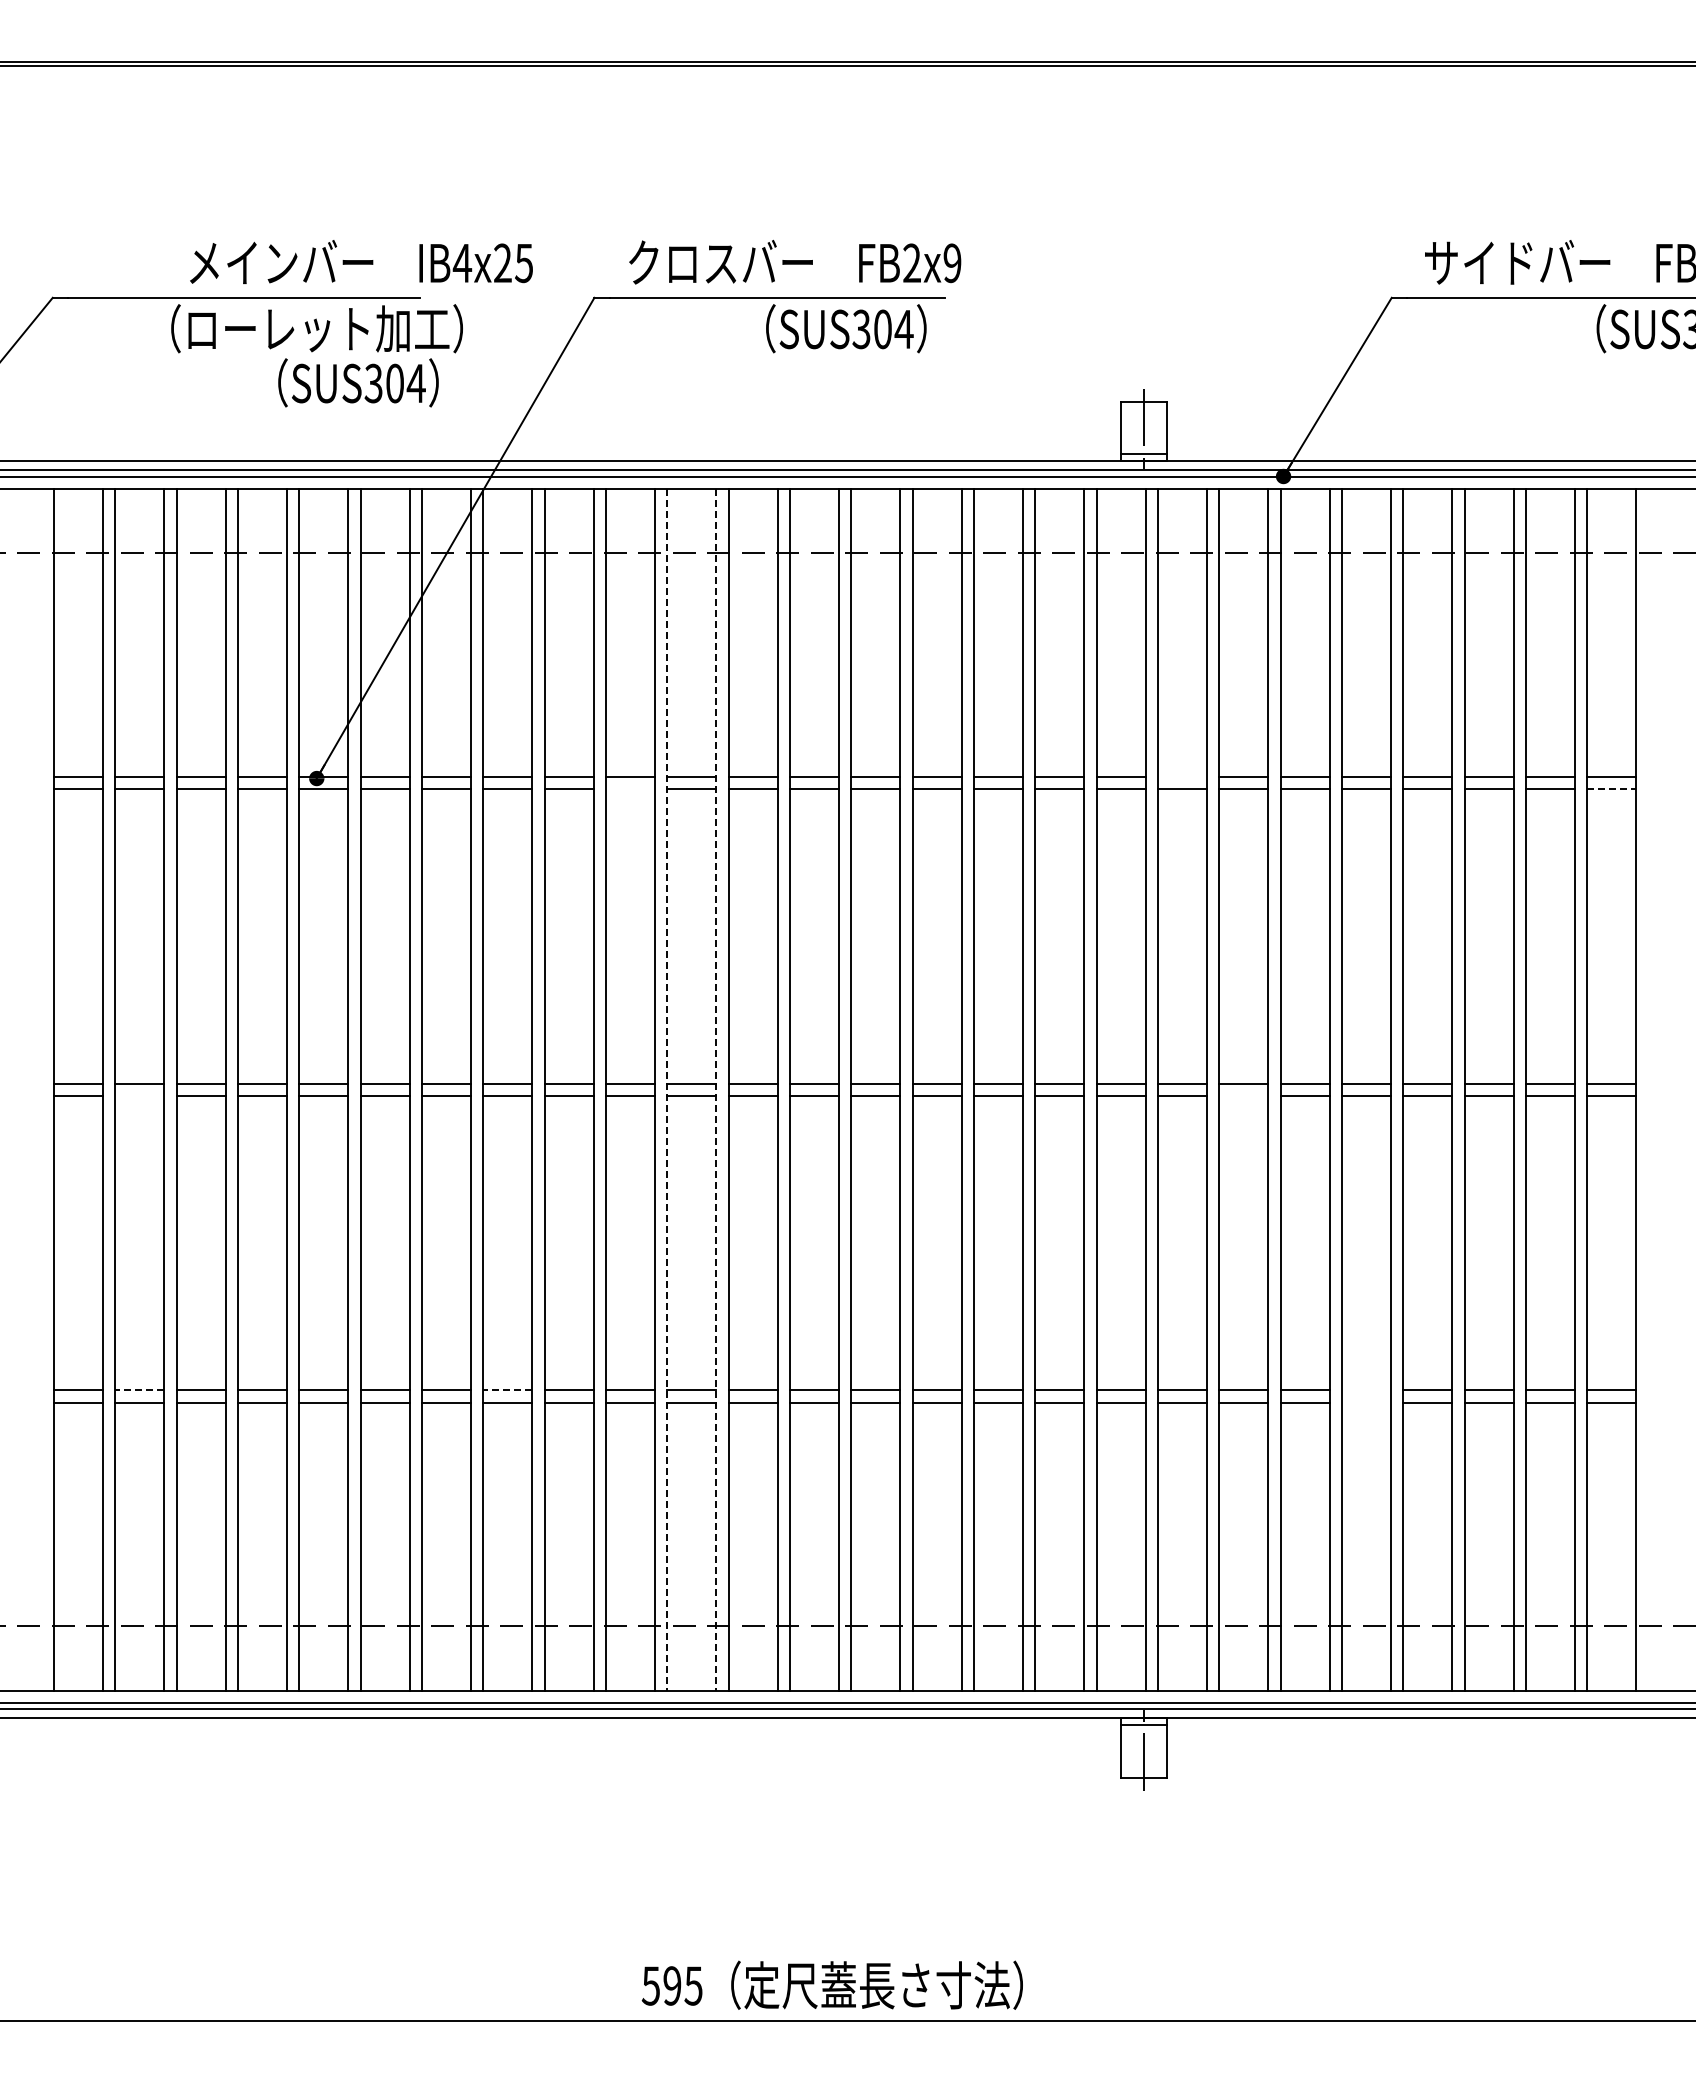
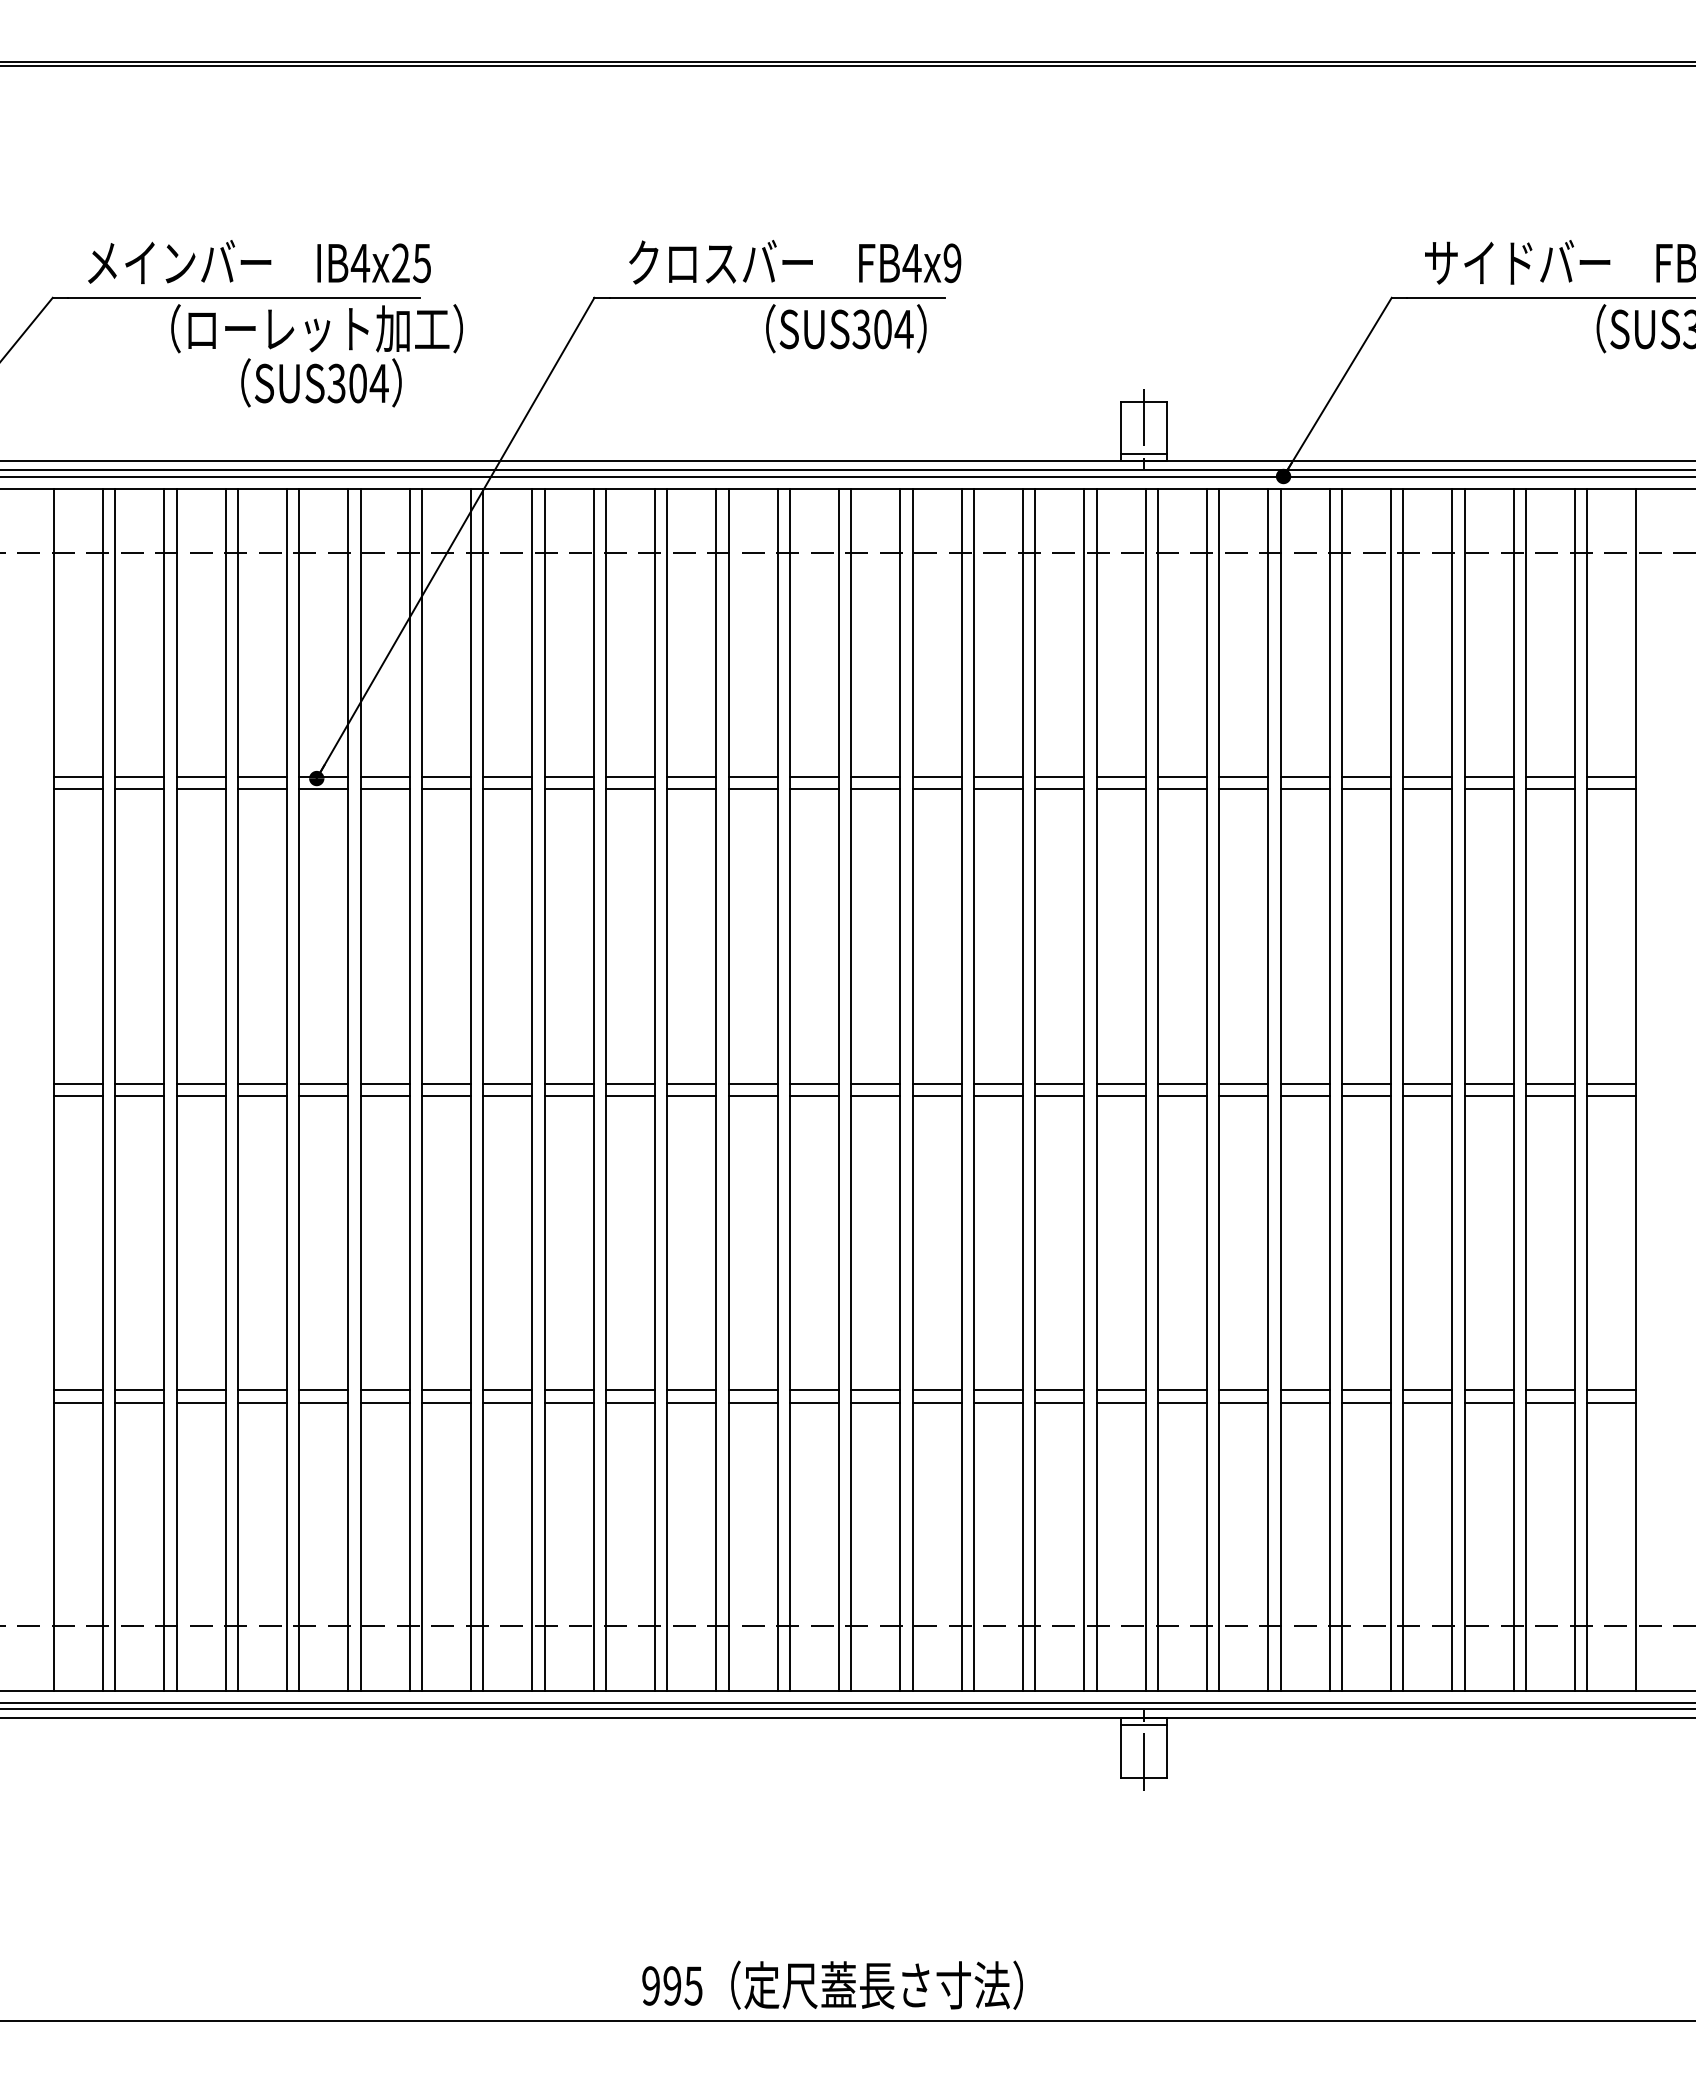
text position: (361, 261) -> (259, 261) (259, 261)
text: FB2x9 -> FB4x9 (911, 262)
text position: (358, 382) -> (321, 382) (321, 382)
line: none -> present (1182, 777)
line: none -> present (630, 789)
line: dashed -> solid (1611, 789)
line: dashed -> solid (667, 1090)
line: dashed -> solid (716, 1090)
line: none -> present (139, 1095)
line: none -> present (1243, 1095)
line: dashed -> solid (139, 1390)
line: dashed -> solid (507, 1390)
line: none -> present (1365, 1390)
line: none -> present (1365, 1402)
text: 595 -> 995 (650, 1985)
